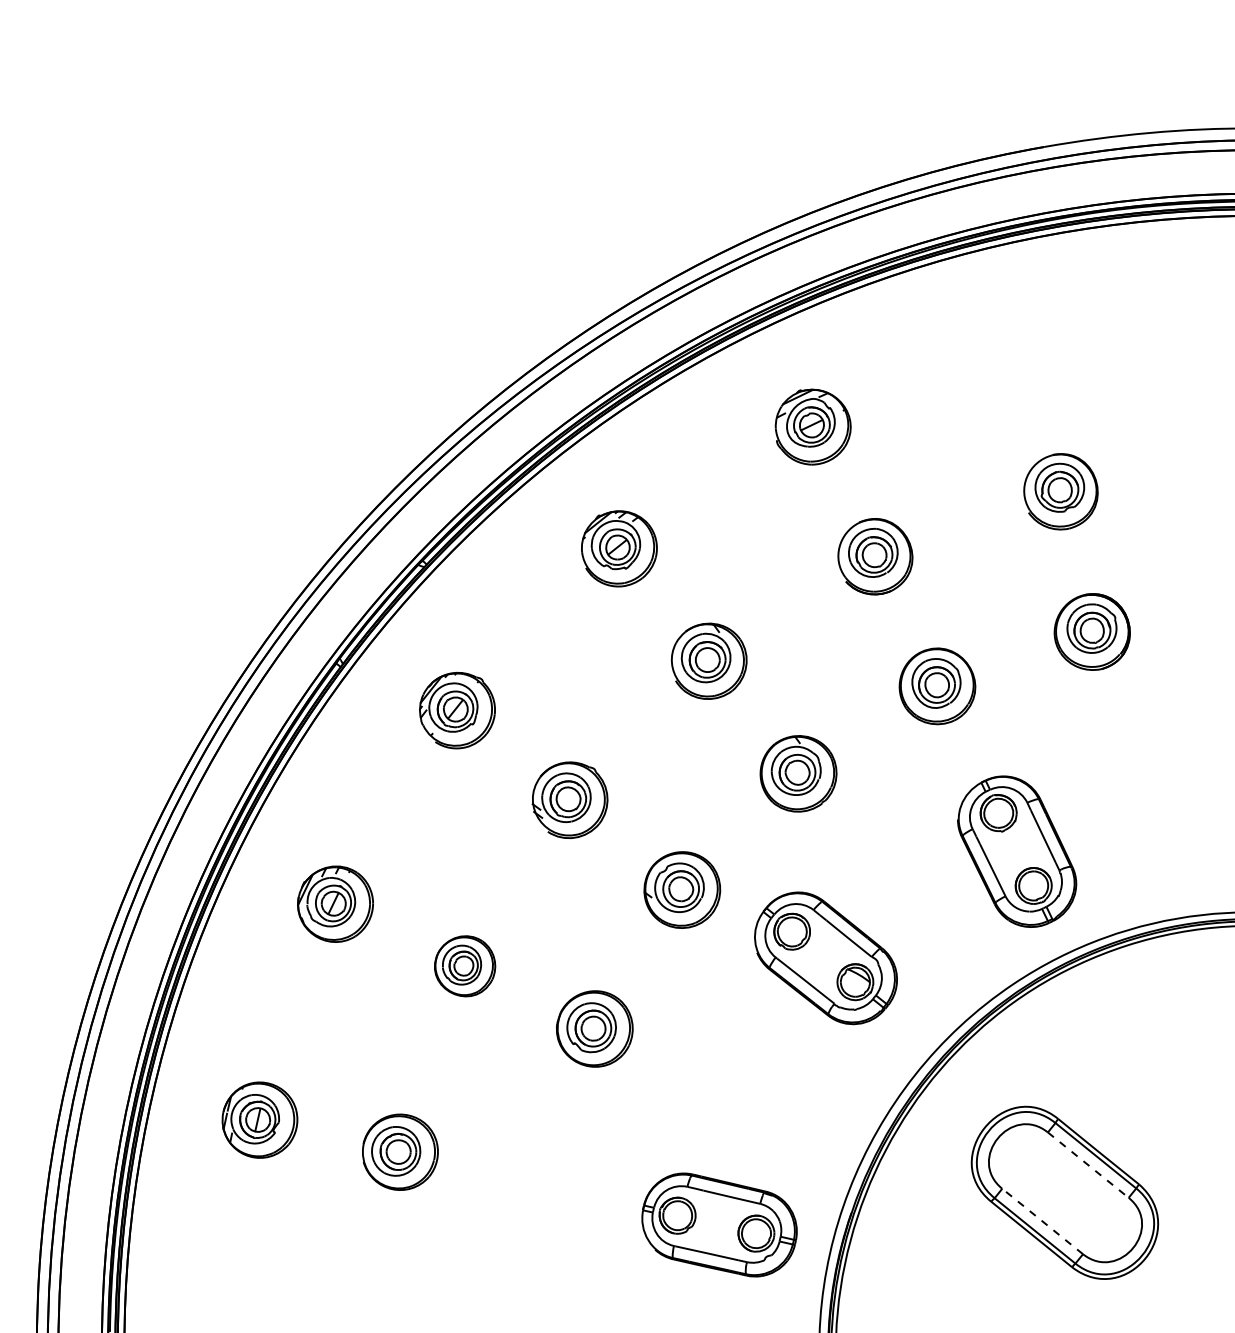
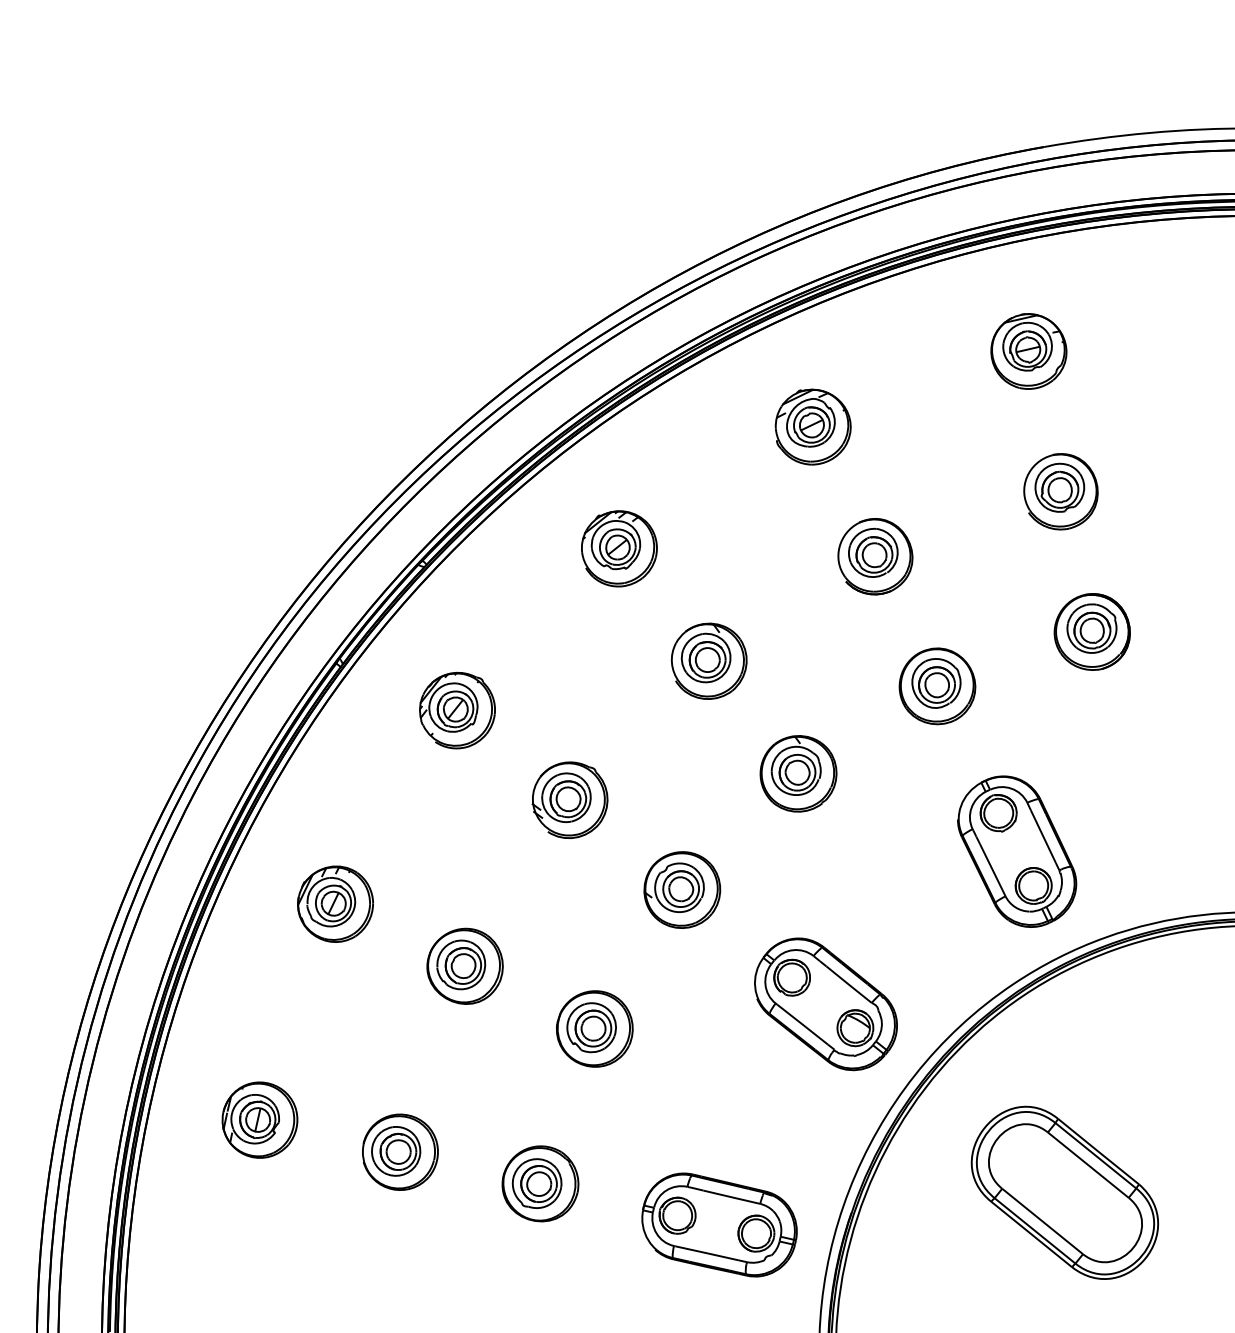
part: none -> present (1028, 351)
part position: (825, 958) -> (825, 1004) (825, 1004)
part size: 63x63 px -> 78x78 px (464, 965)
line: dashed -> solid (1088, 1165)
part: none -> present (540, 1183)
line: dashed -> solid (1042, 1221)
